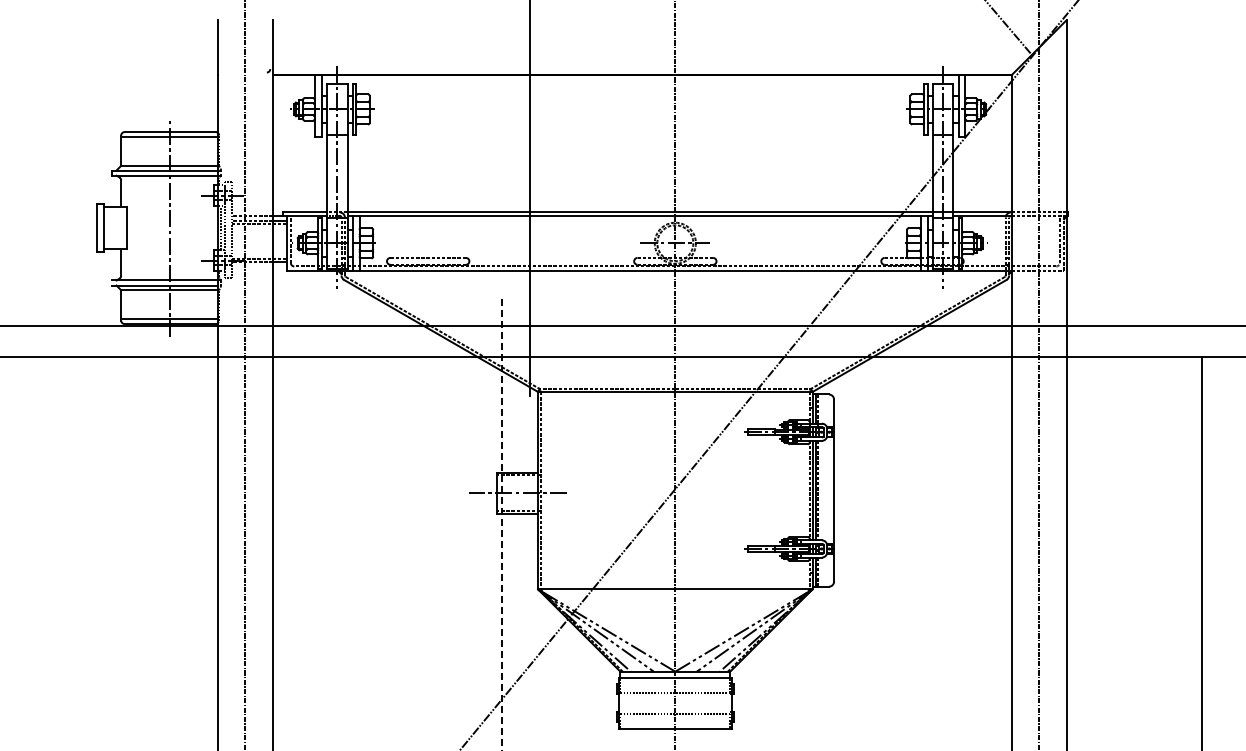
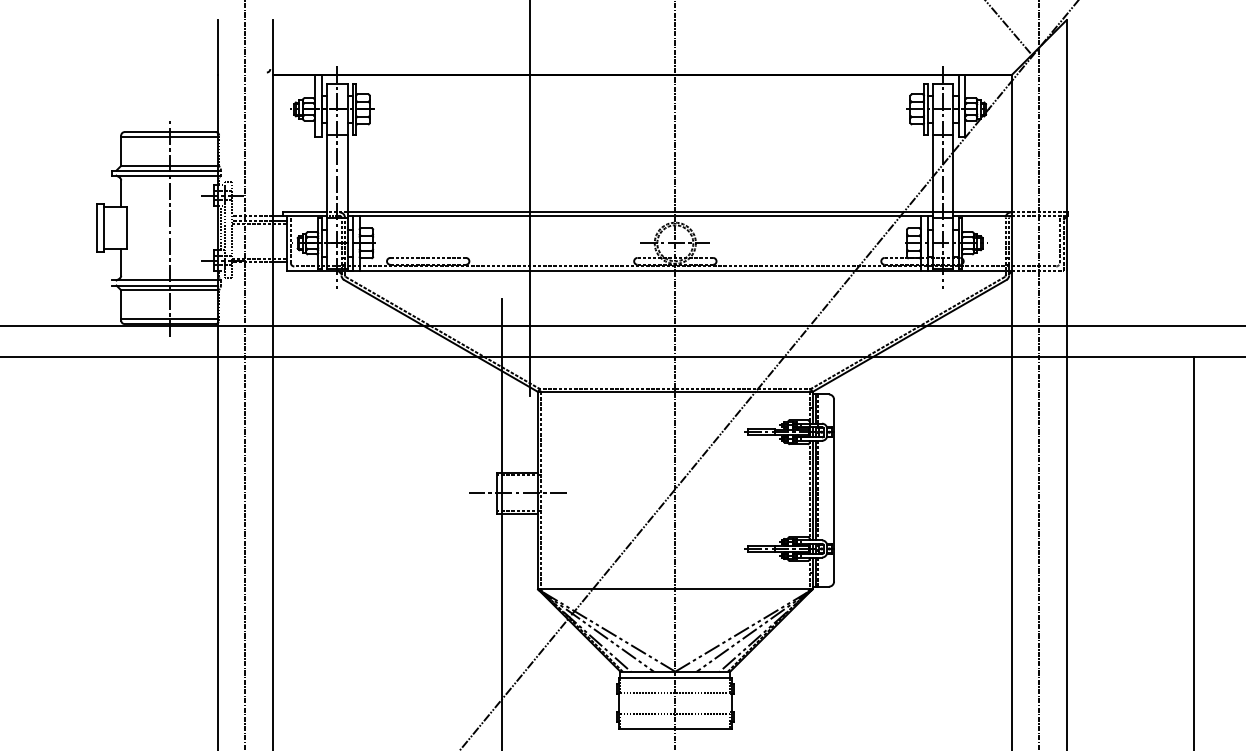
line: dashed -> solid (502, 524)
line position: (1202, 552) -> (1194, 552) (1194, 552)
